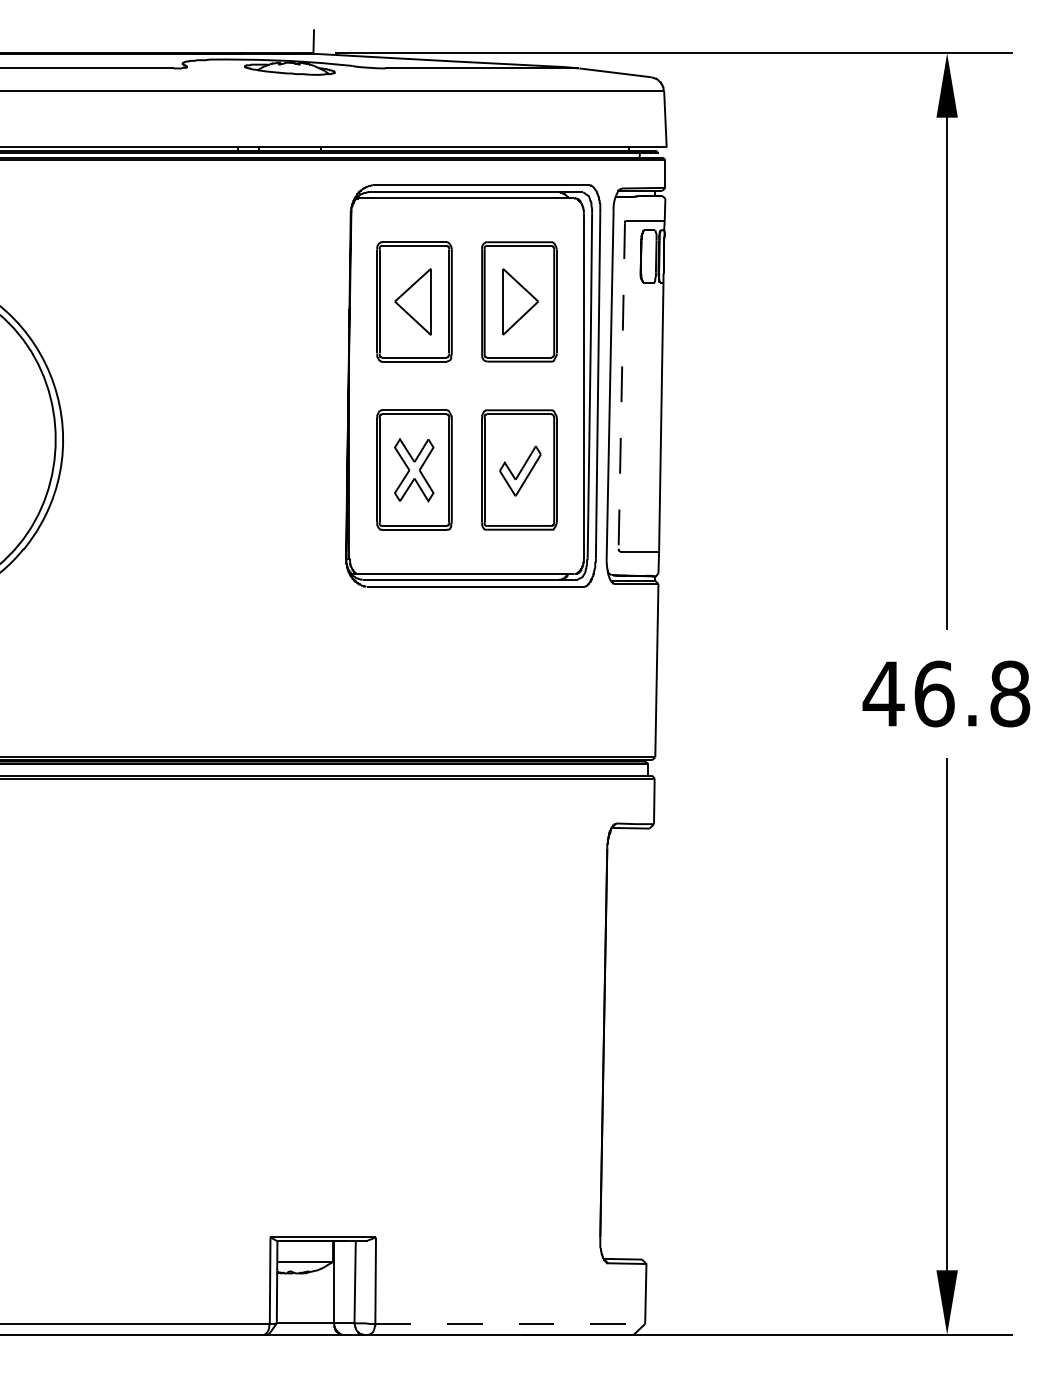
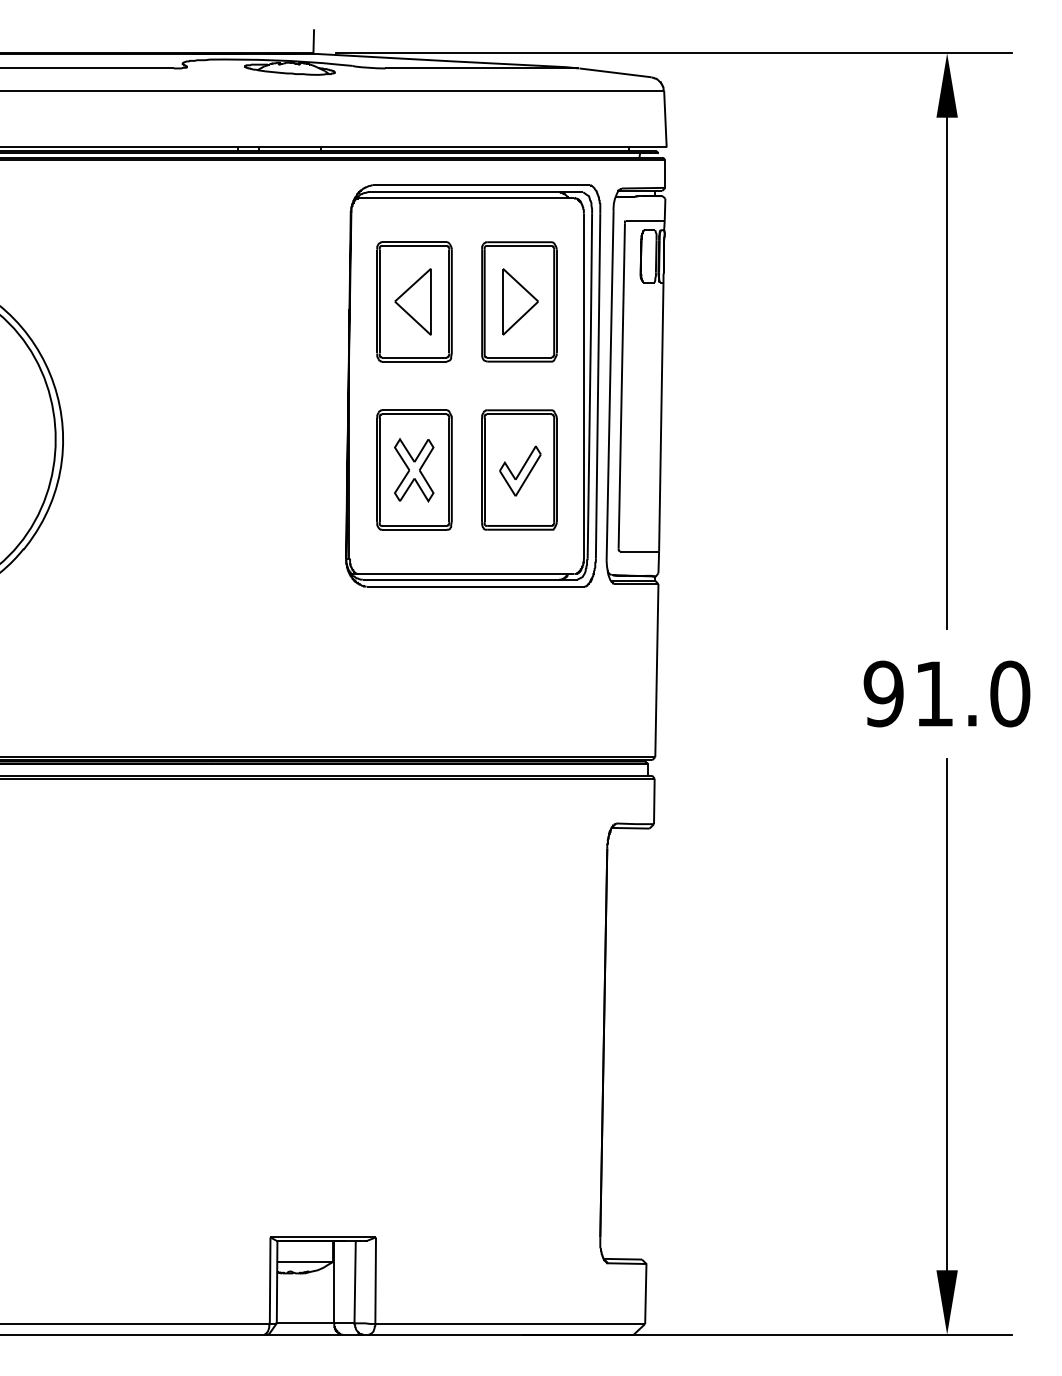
line: dashed -> solid (621, 385)
text: 46.8 -> 91.0 (946, 693)
line: dashed -> solid (510, 1323)
